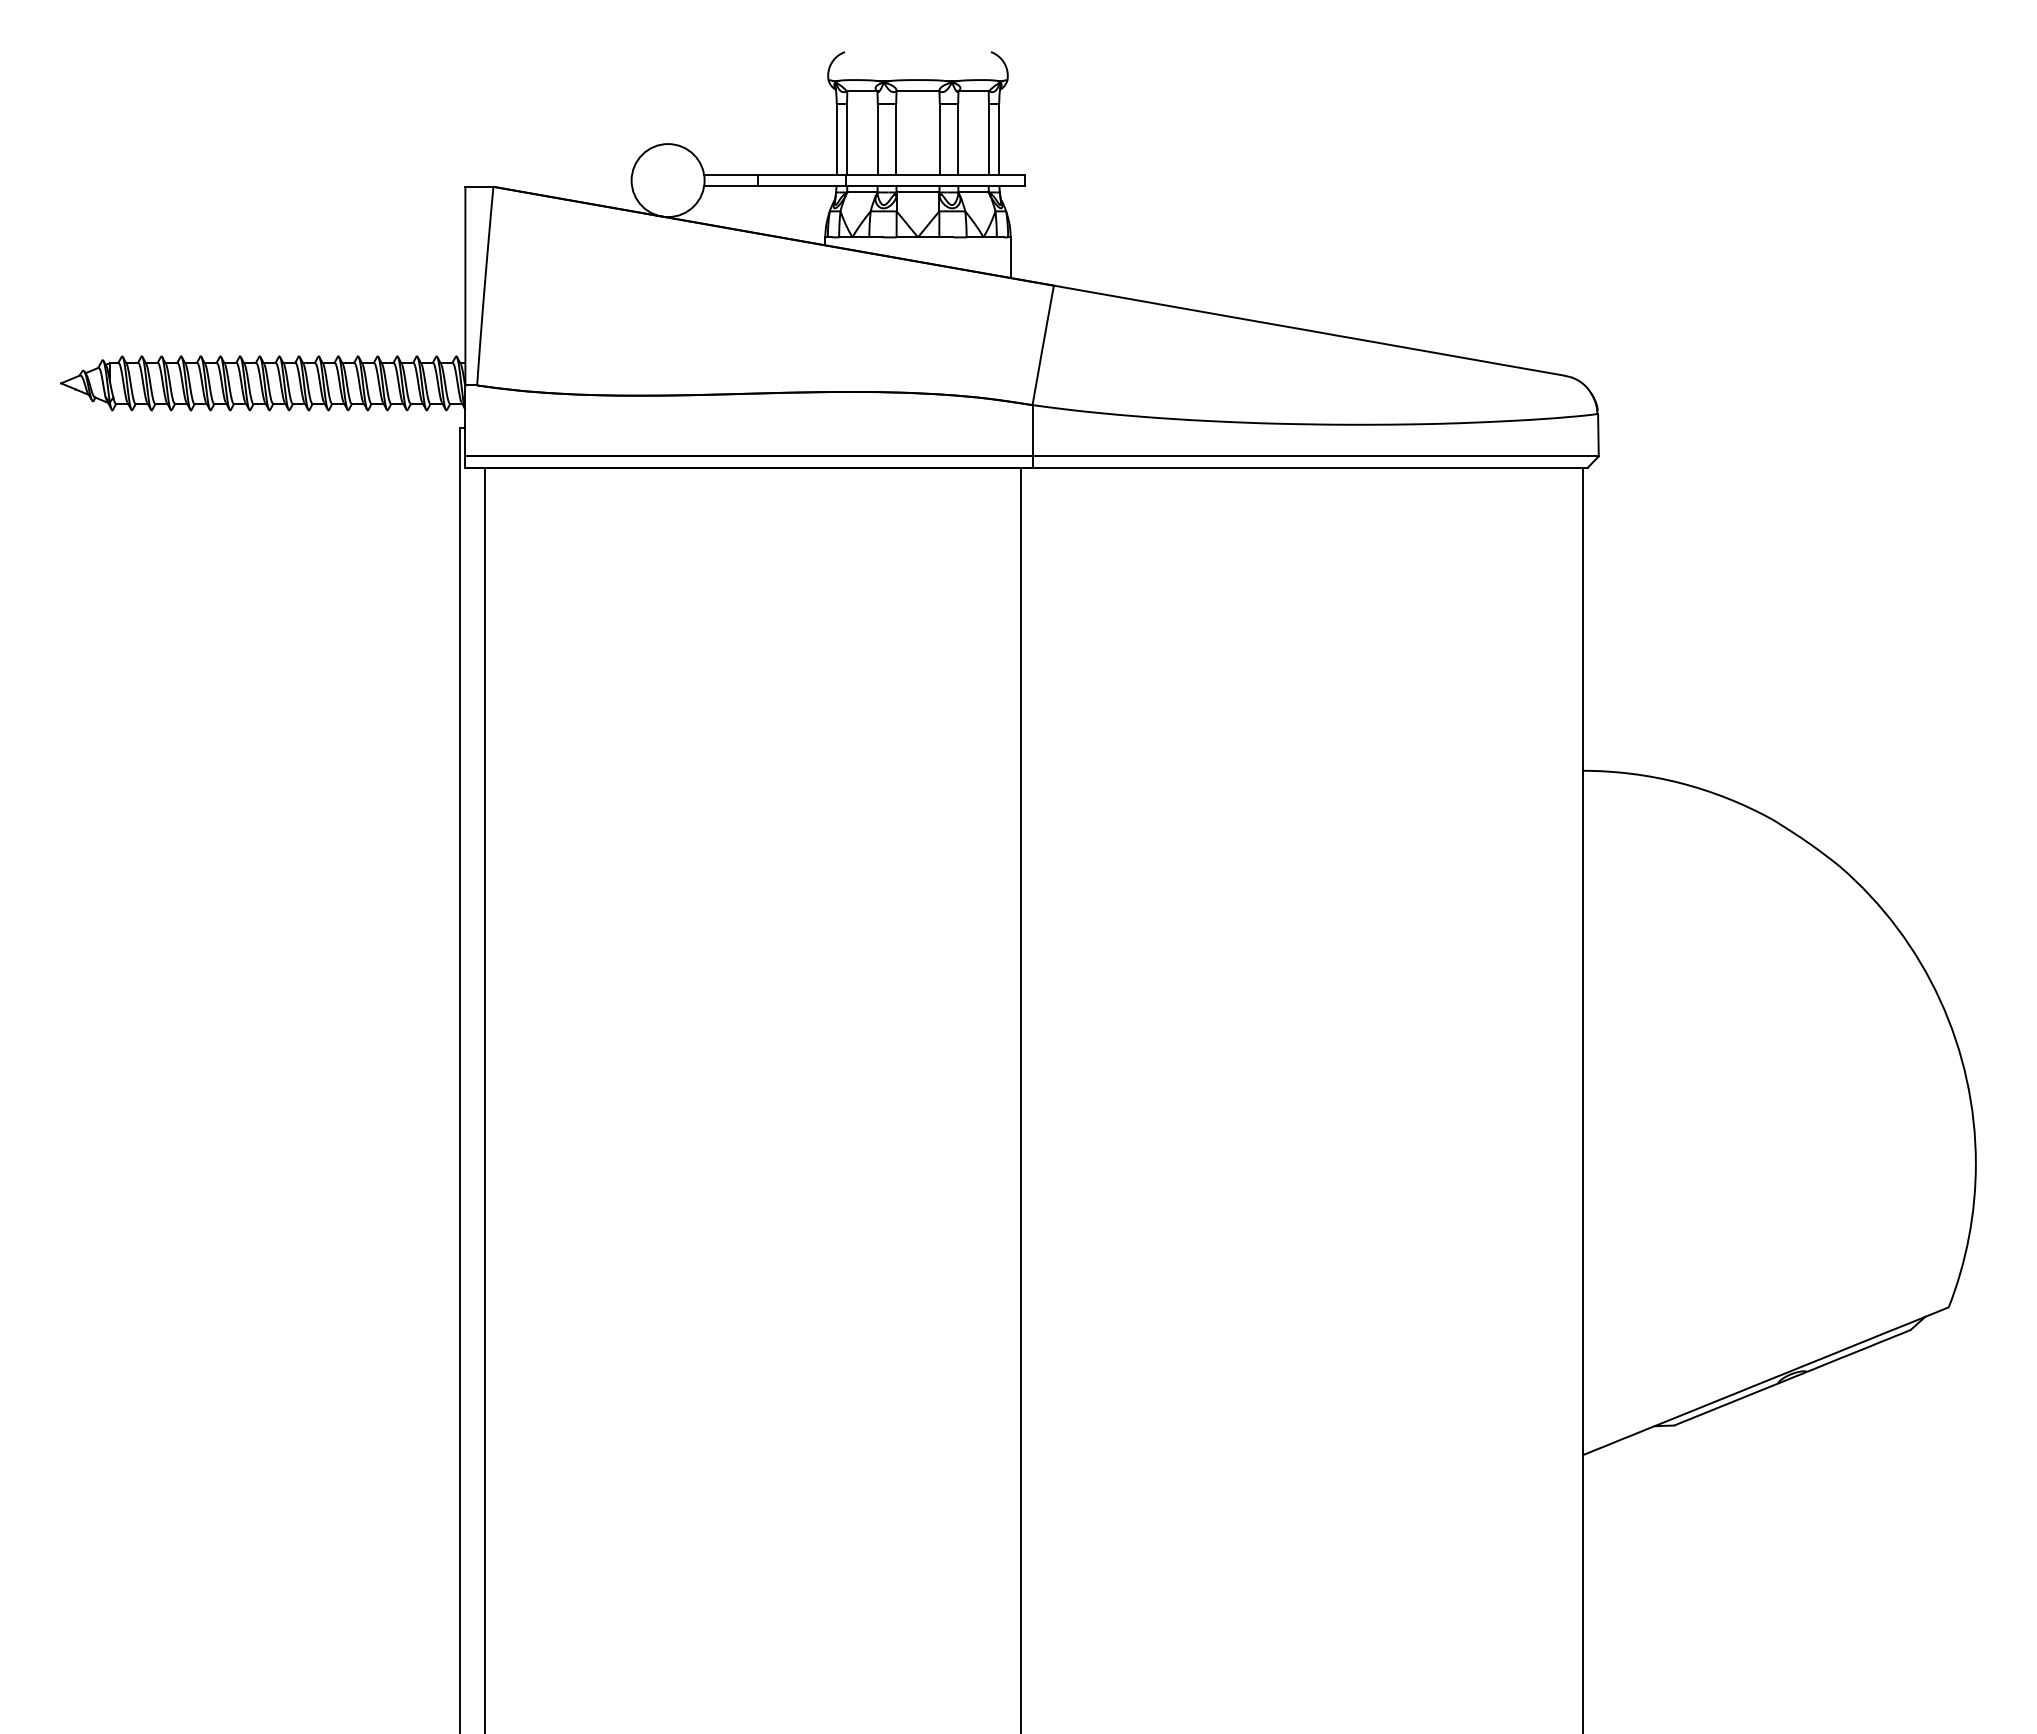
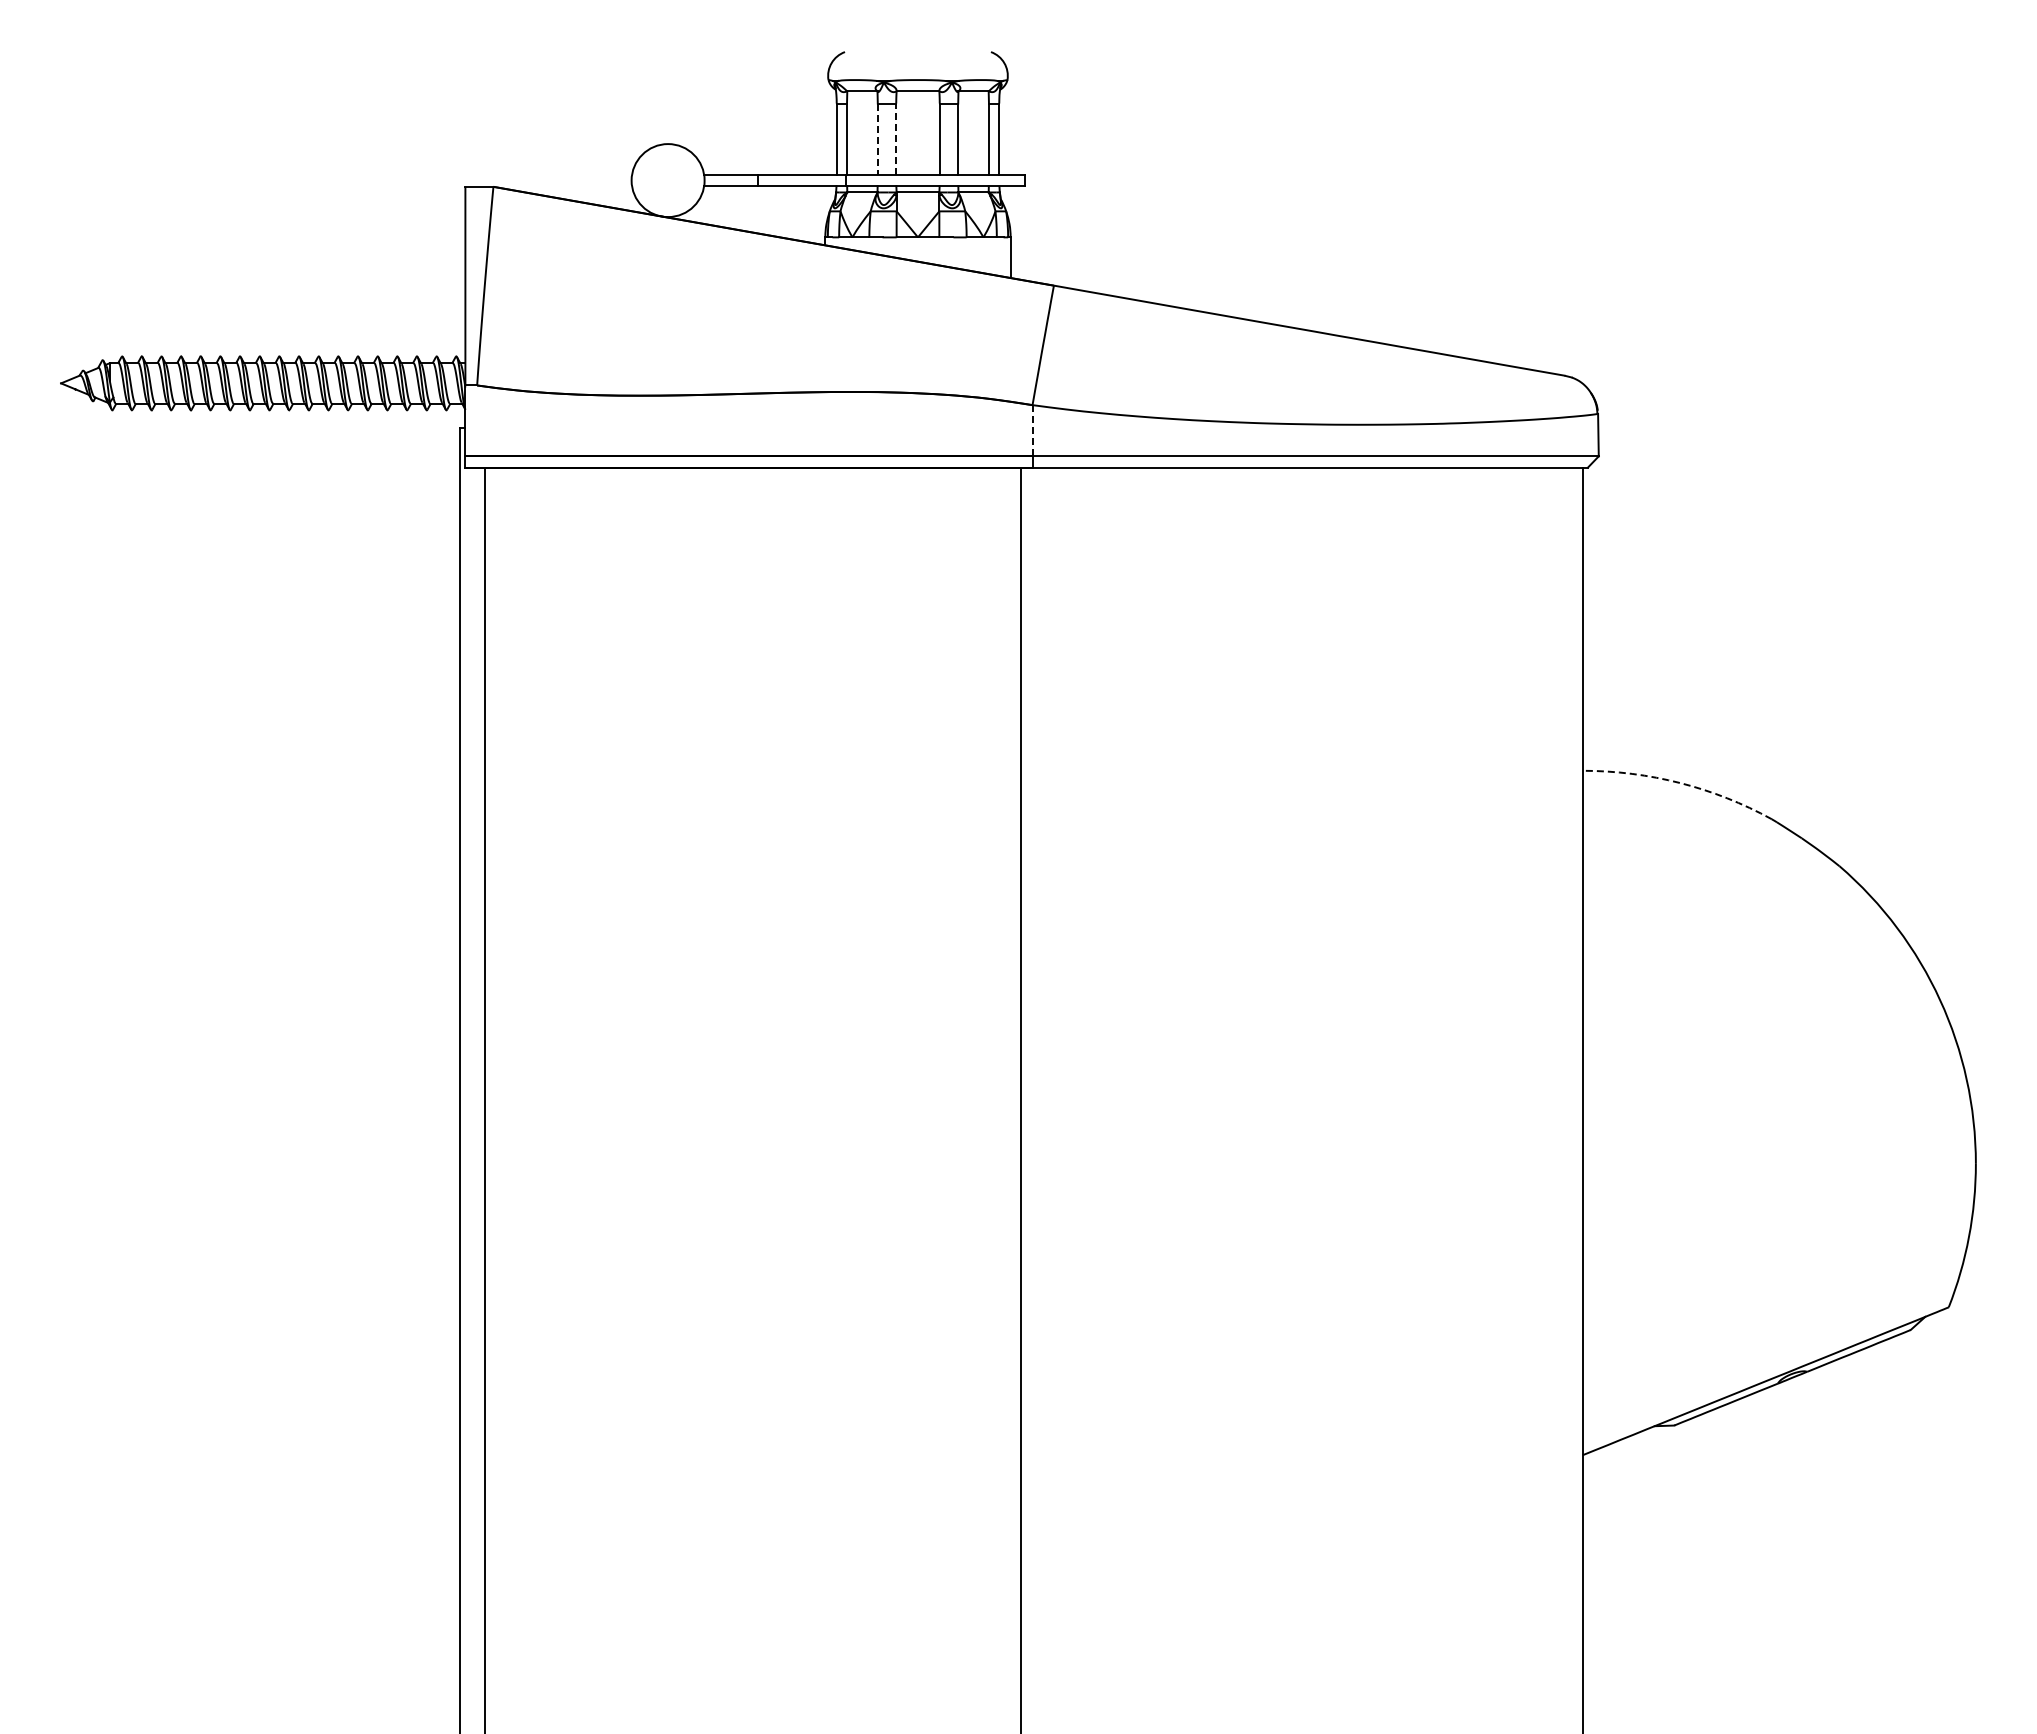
line: solid -> dashed (877, 139)
line: solid -> dashed (896, 139)
line: solid -> dashed (1032, 430)
arc: solid -> dashed (1680, 783)
